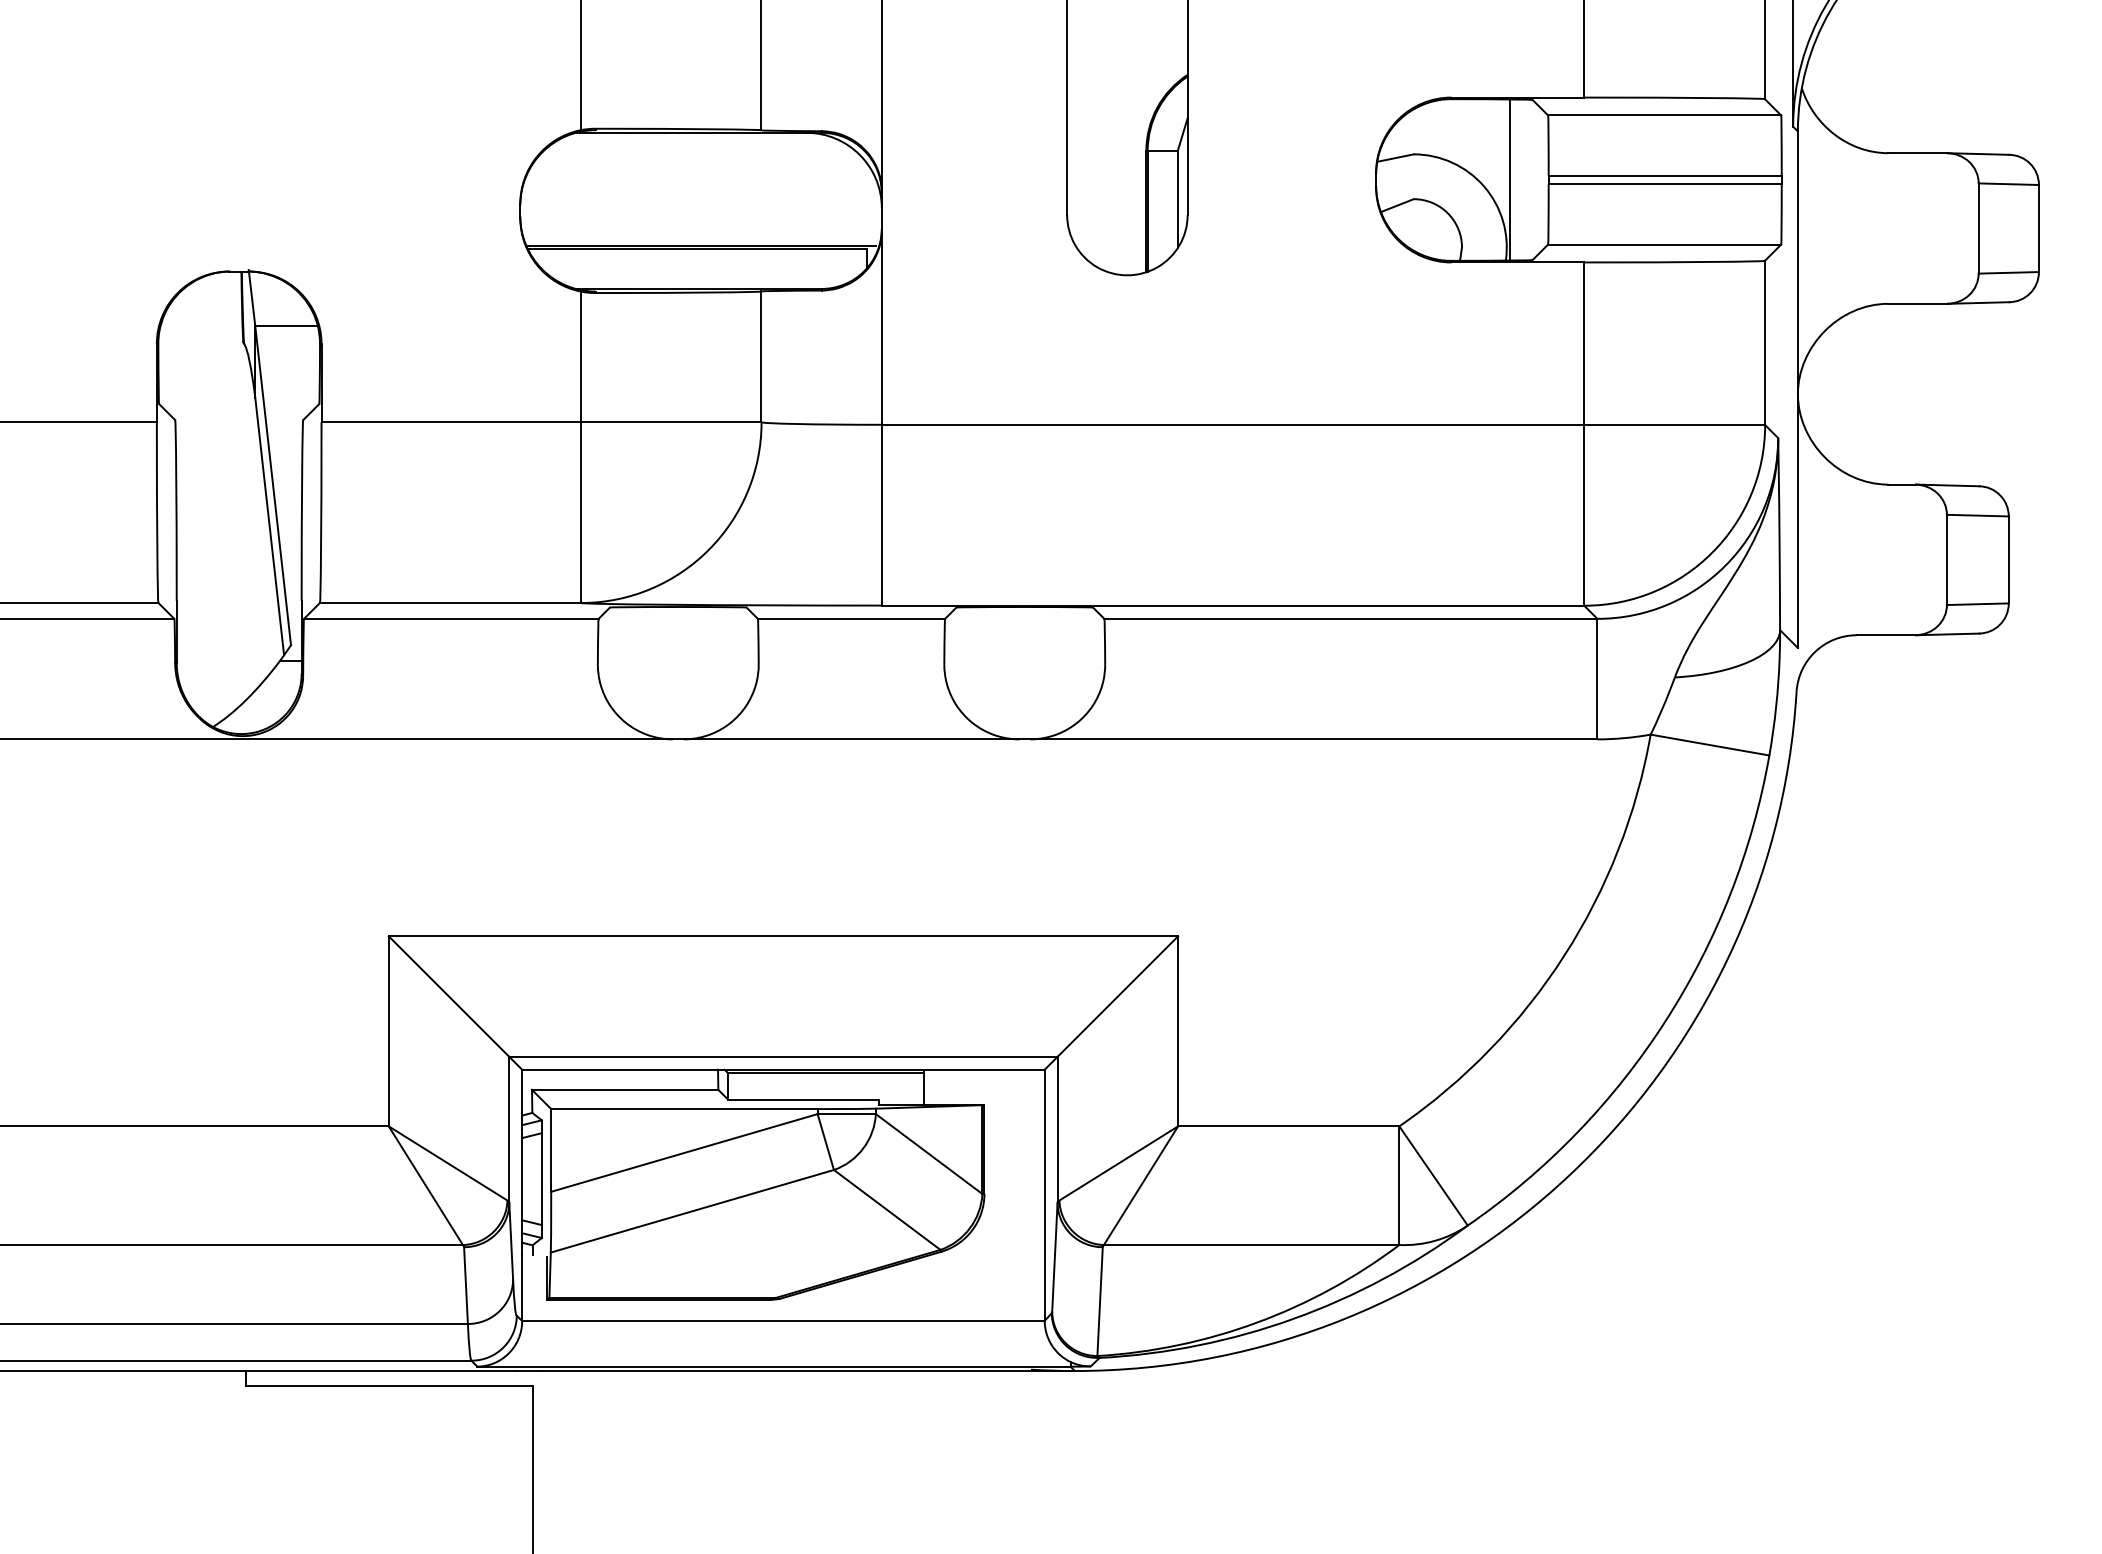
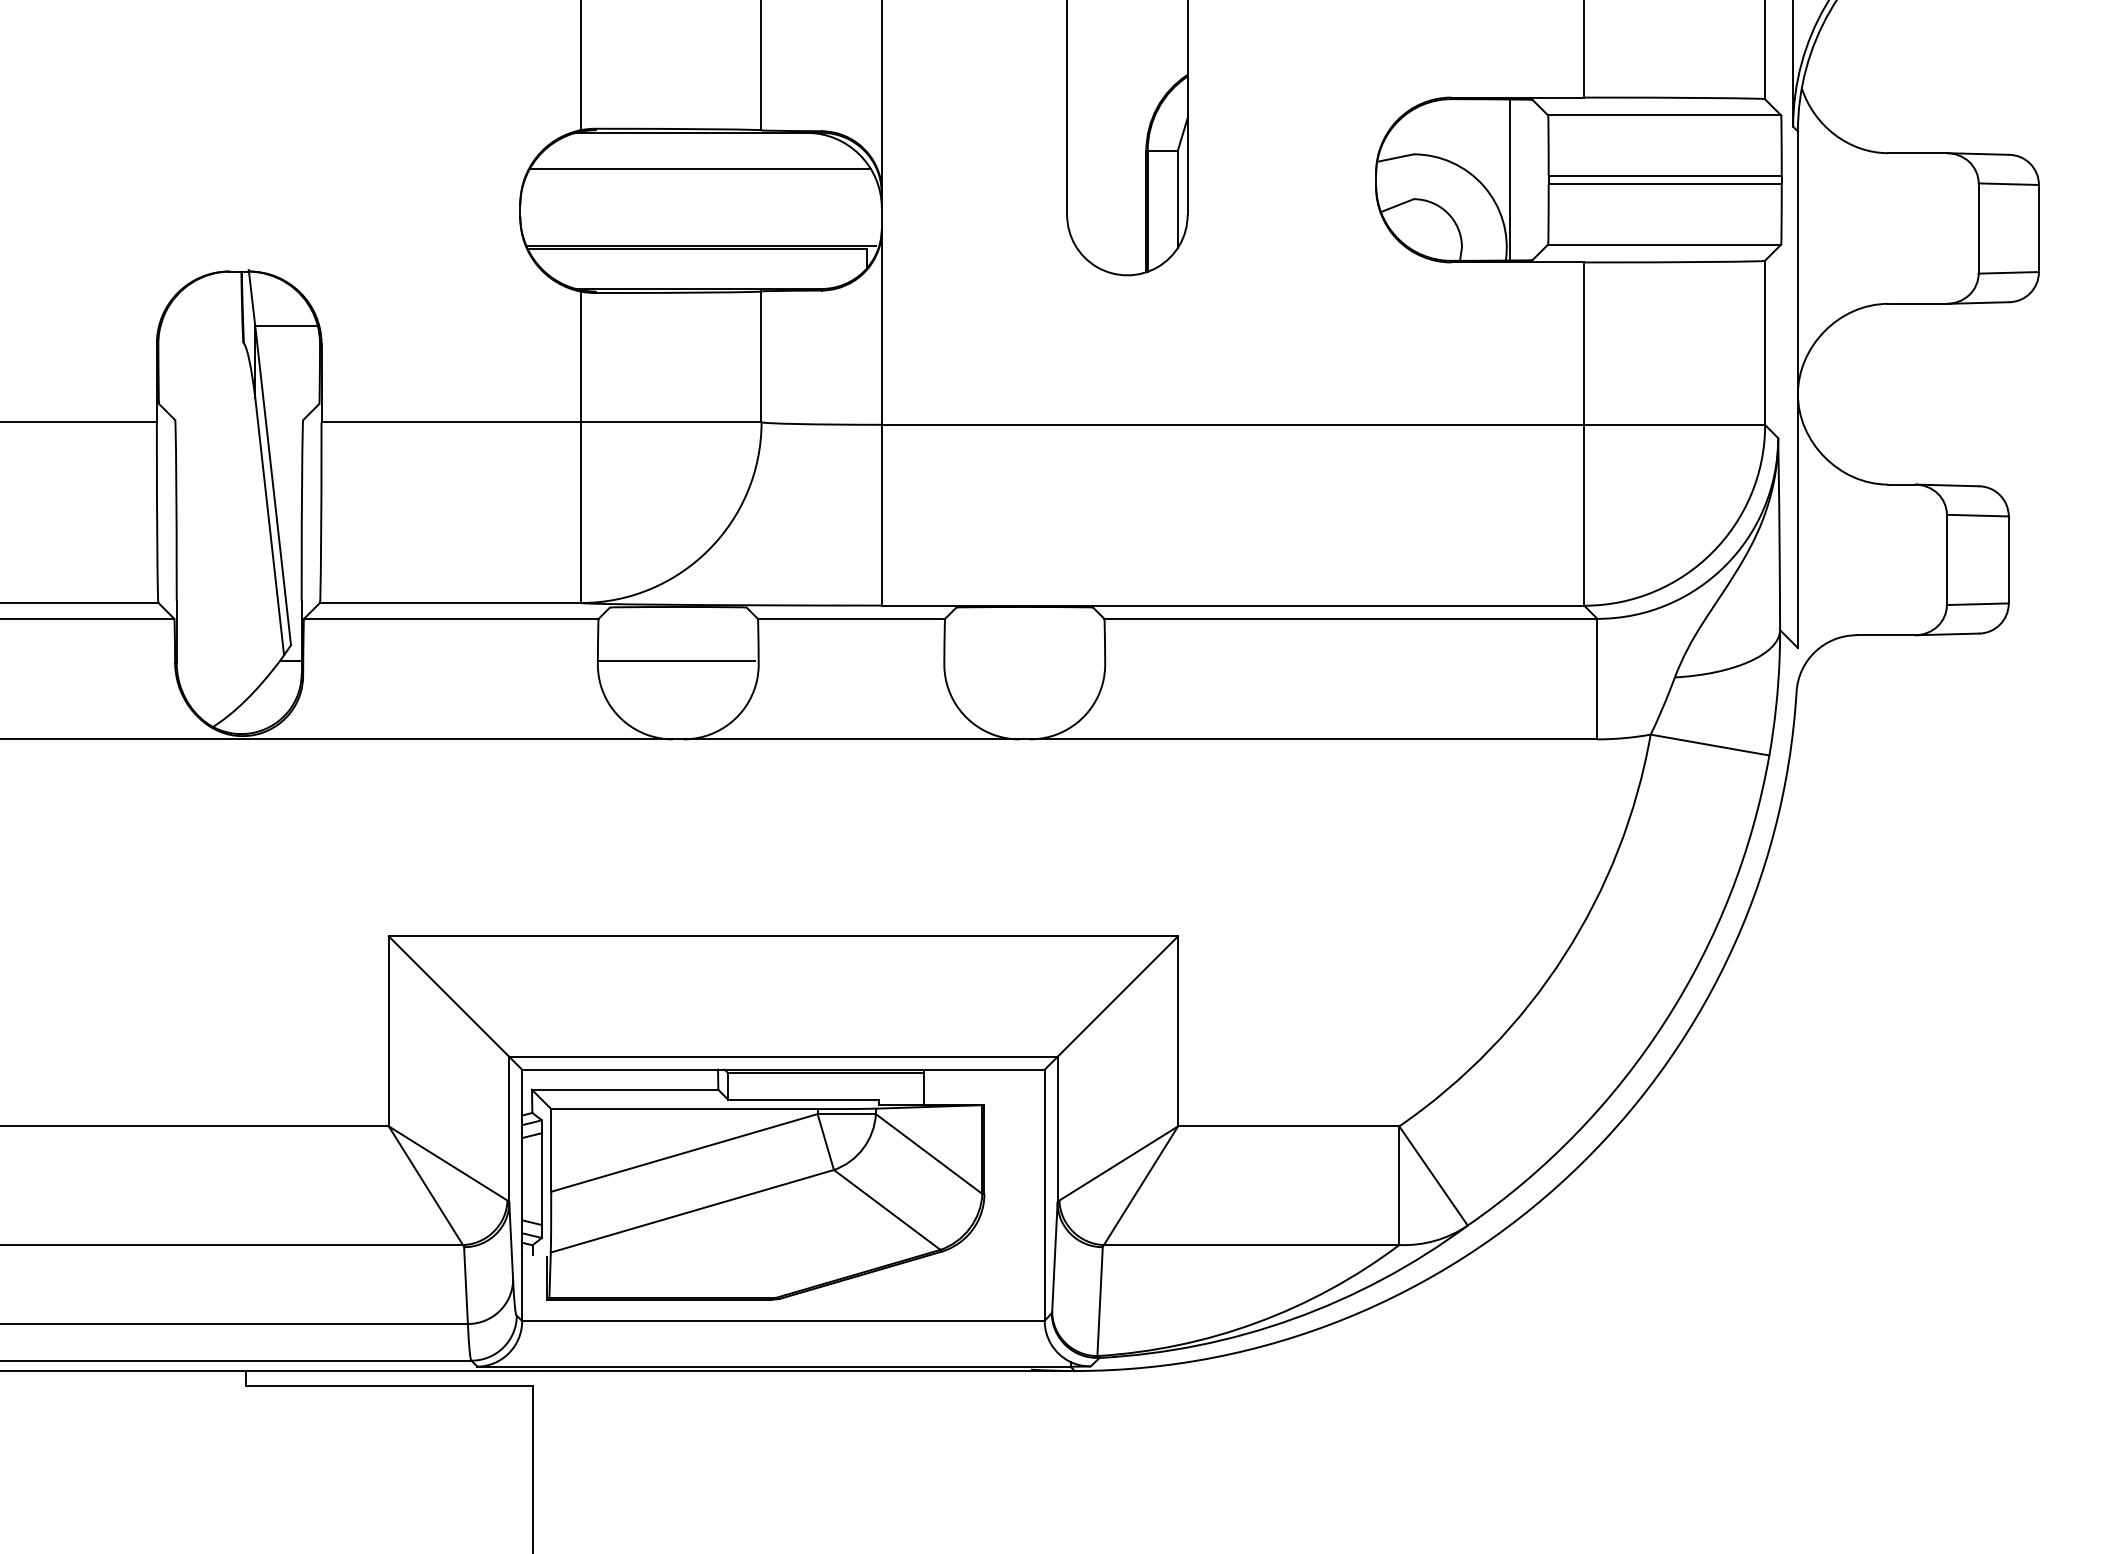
line: none -> present (699, 168)
line: none -> present (676, 660)
